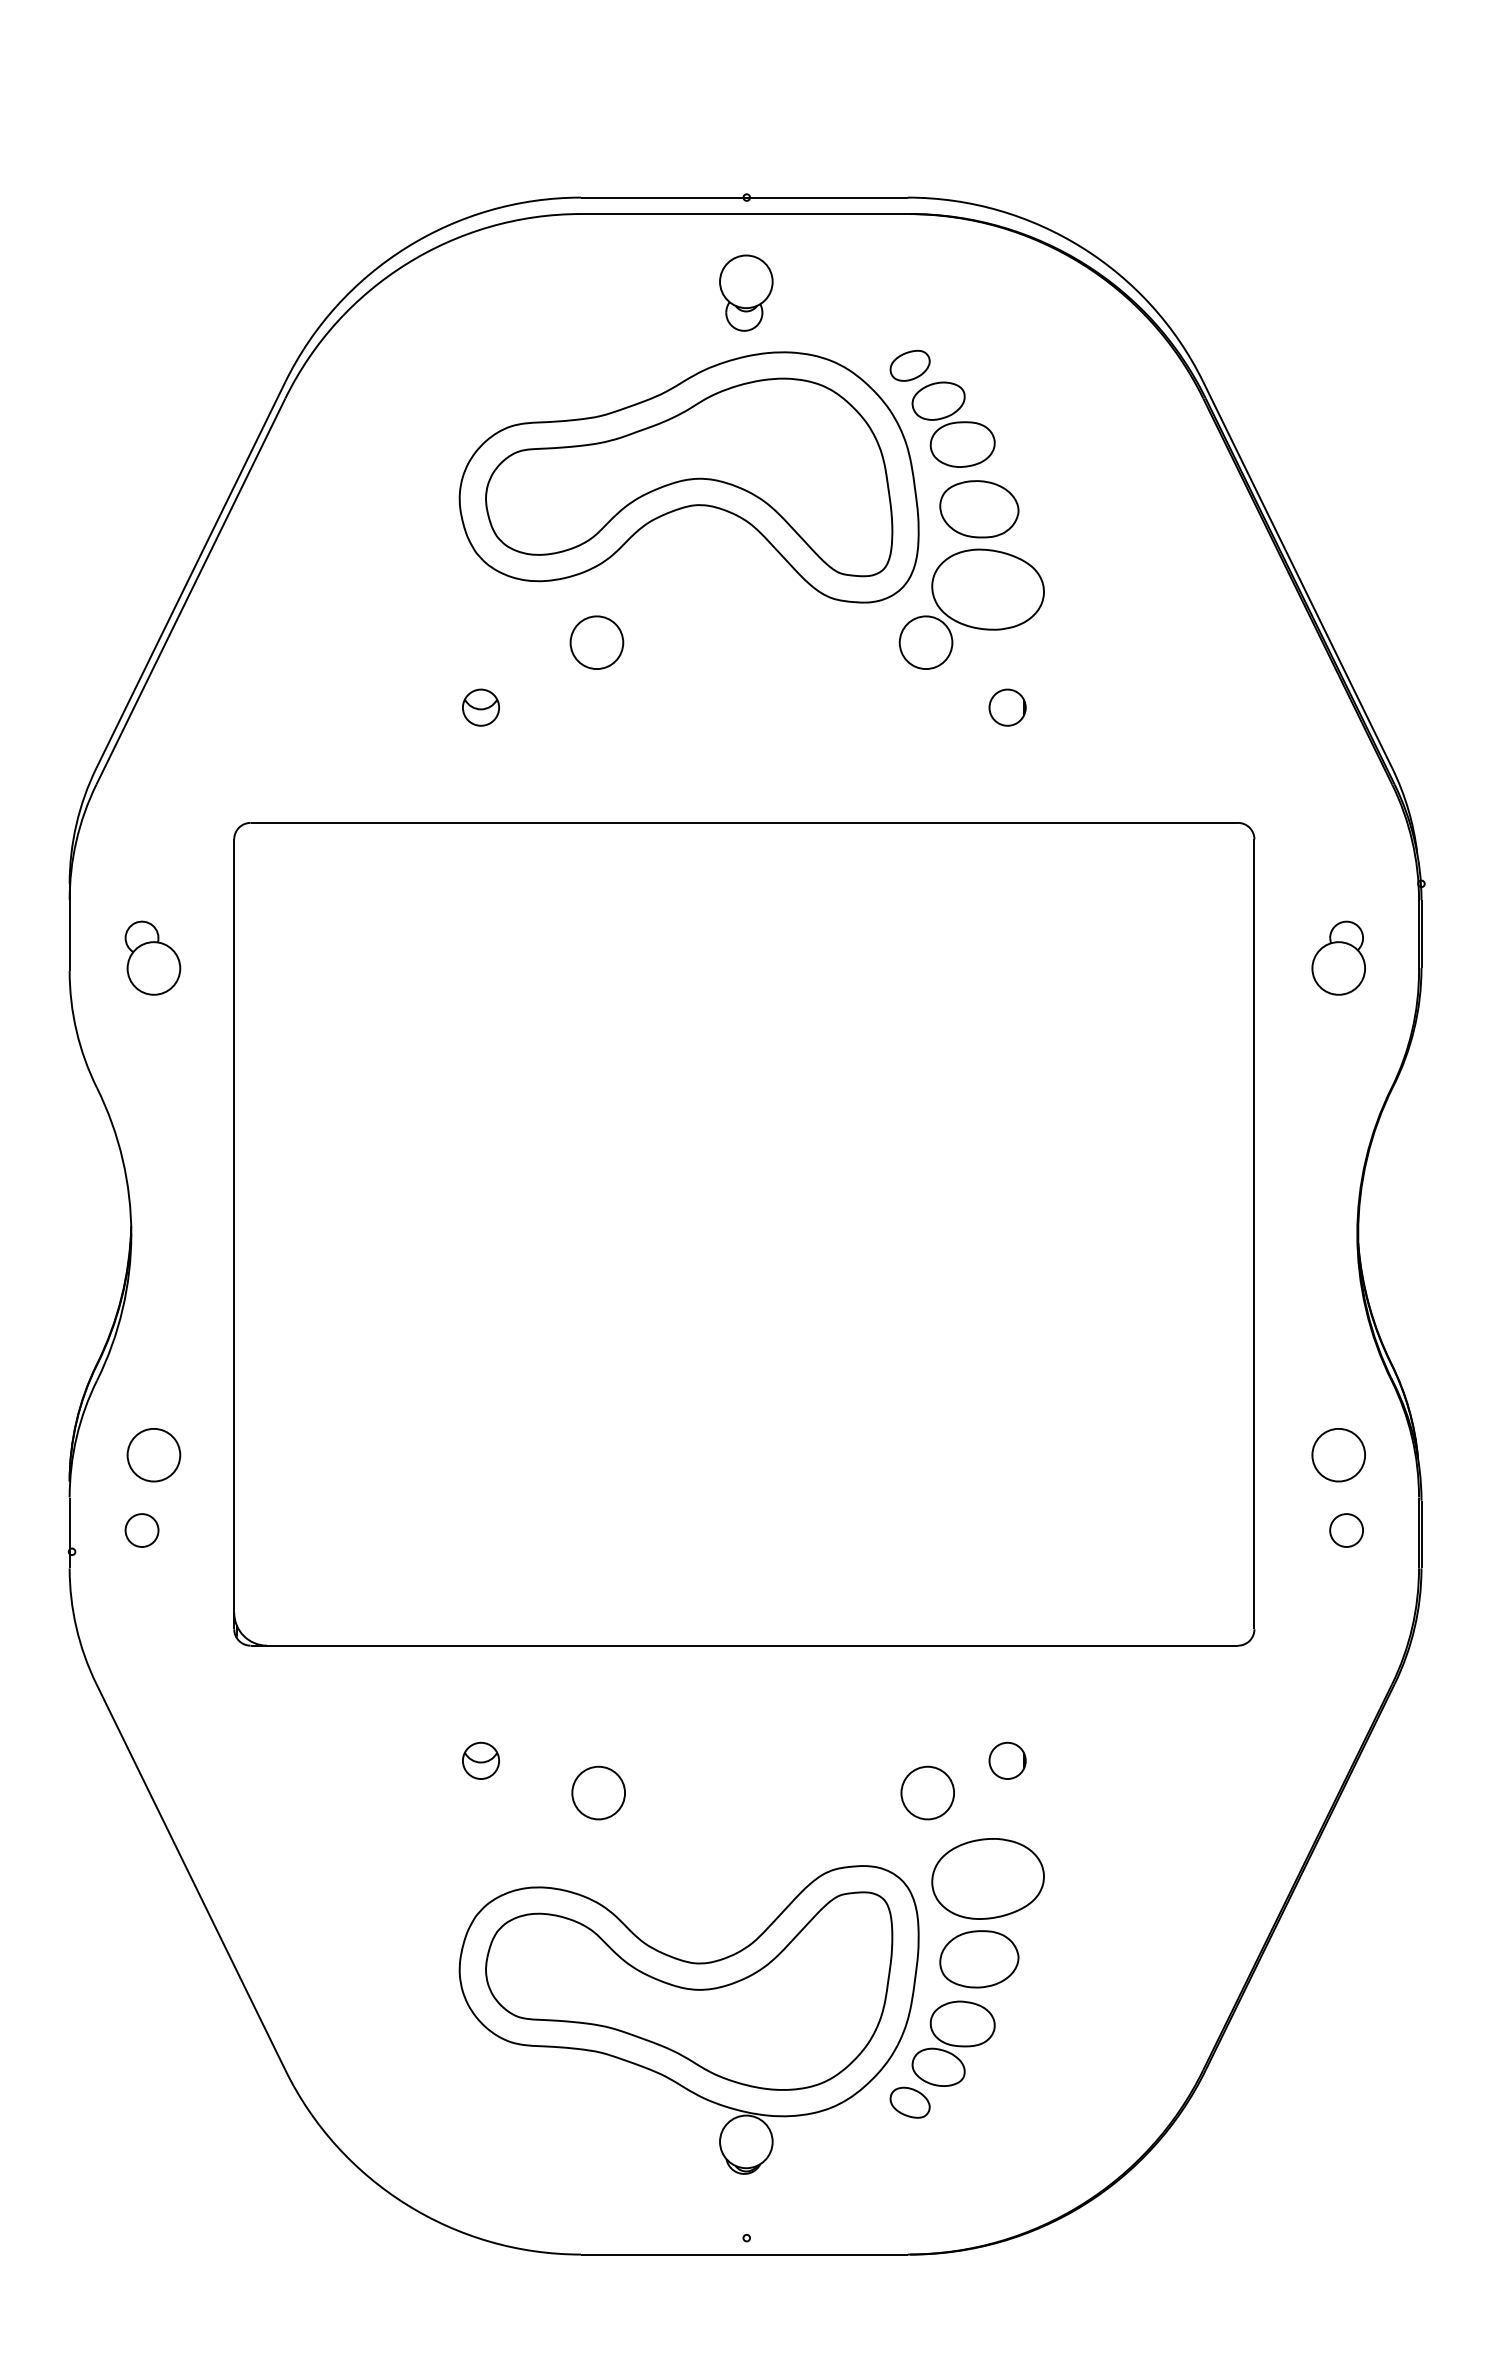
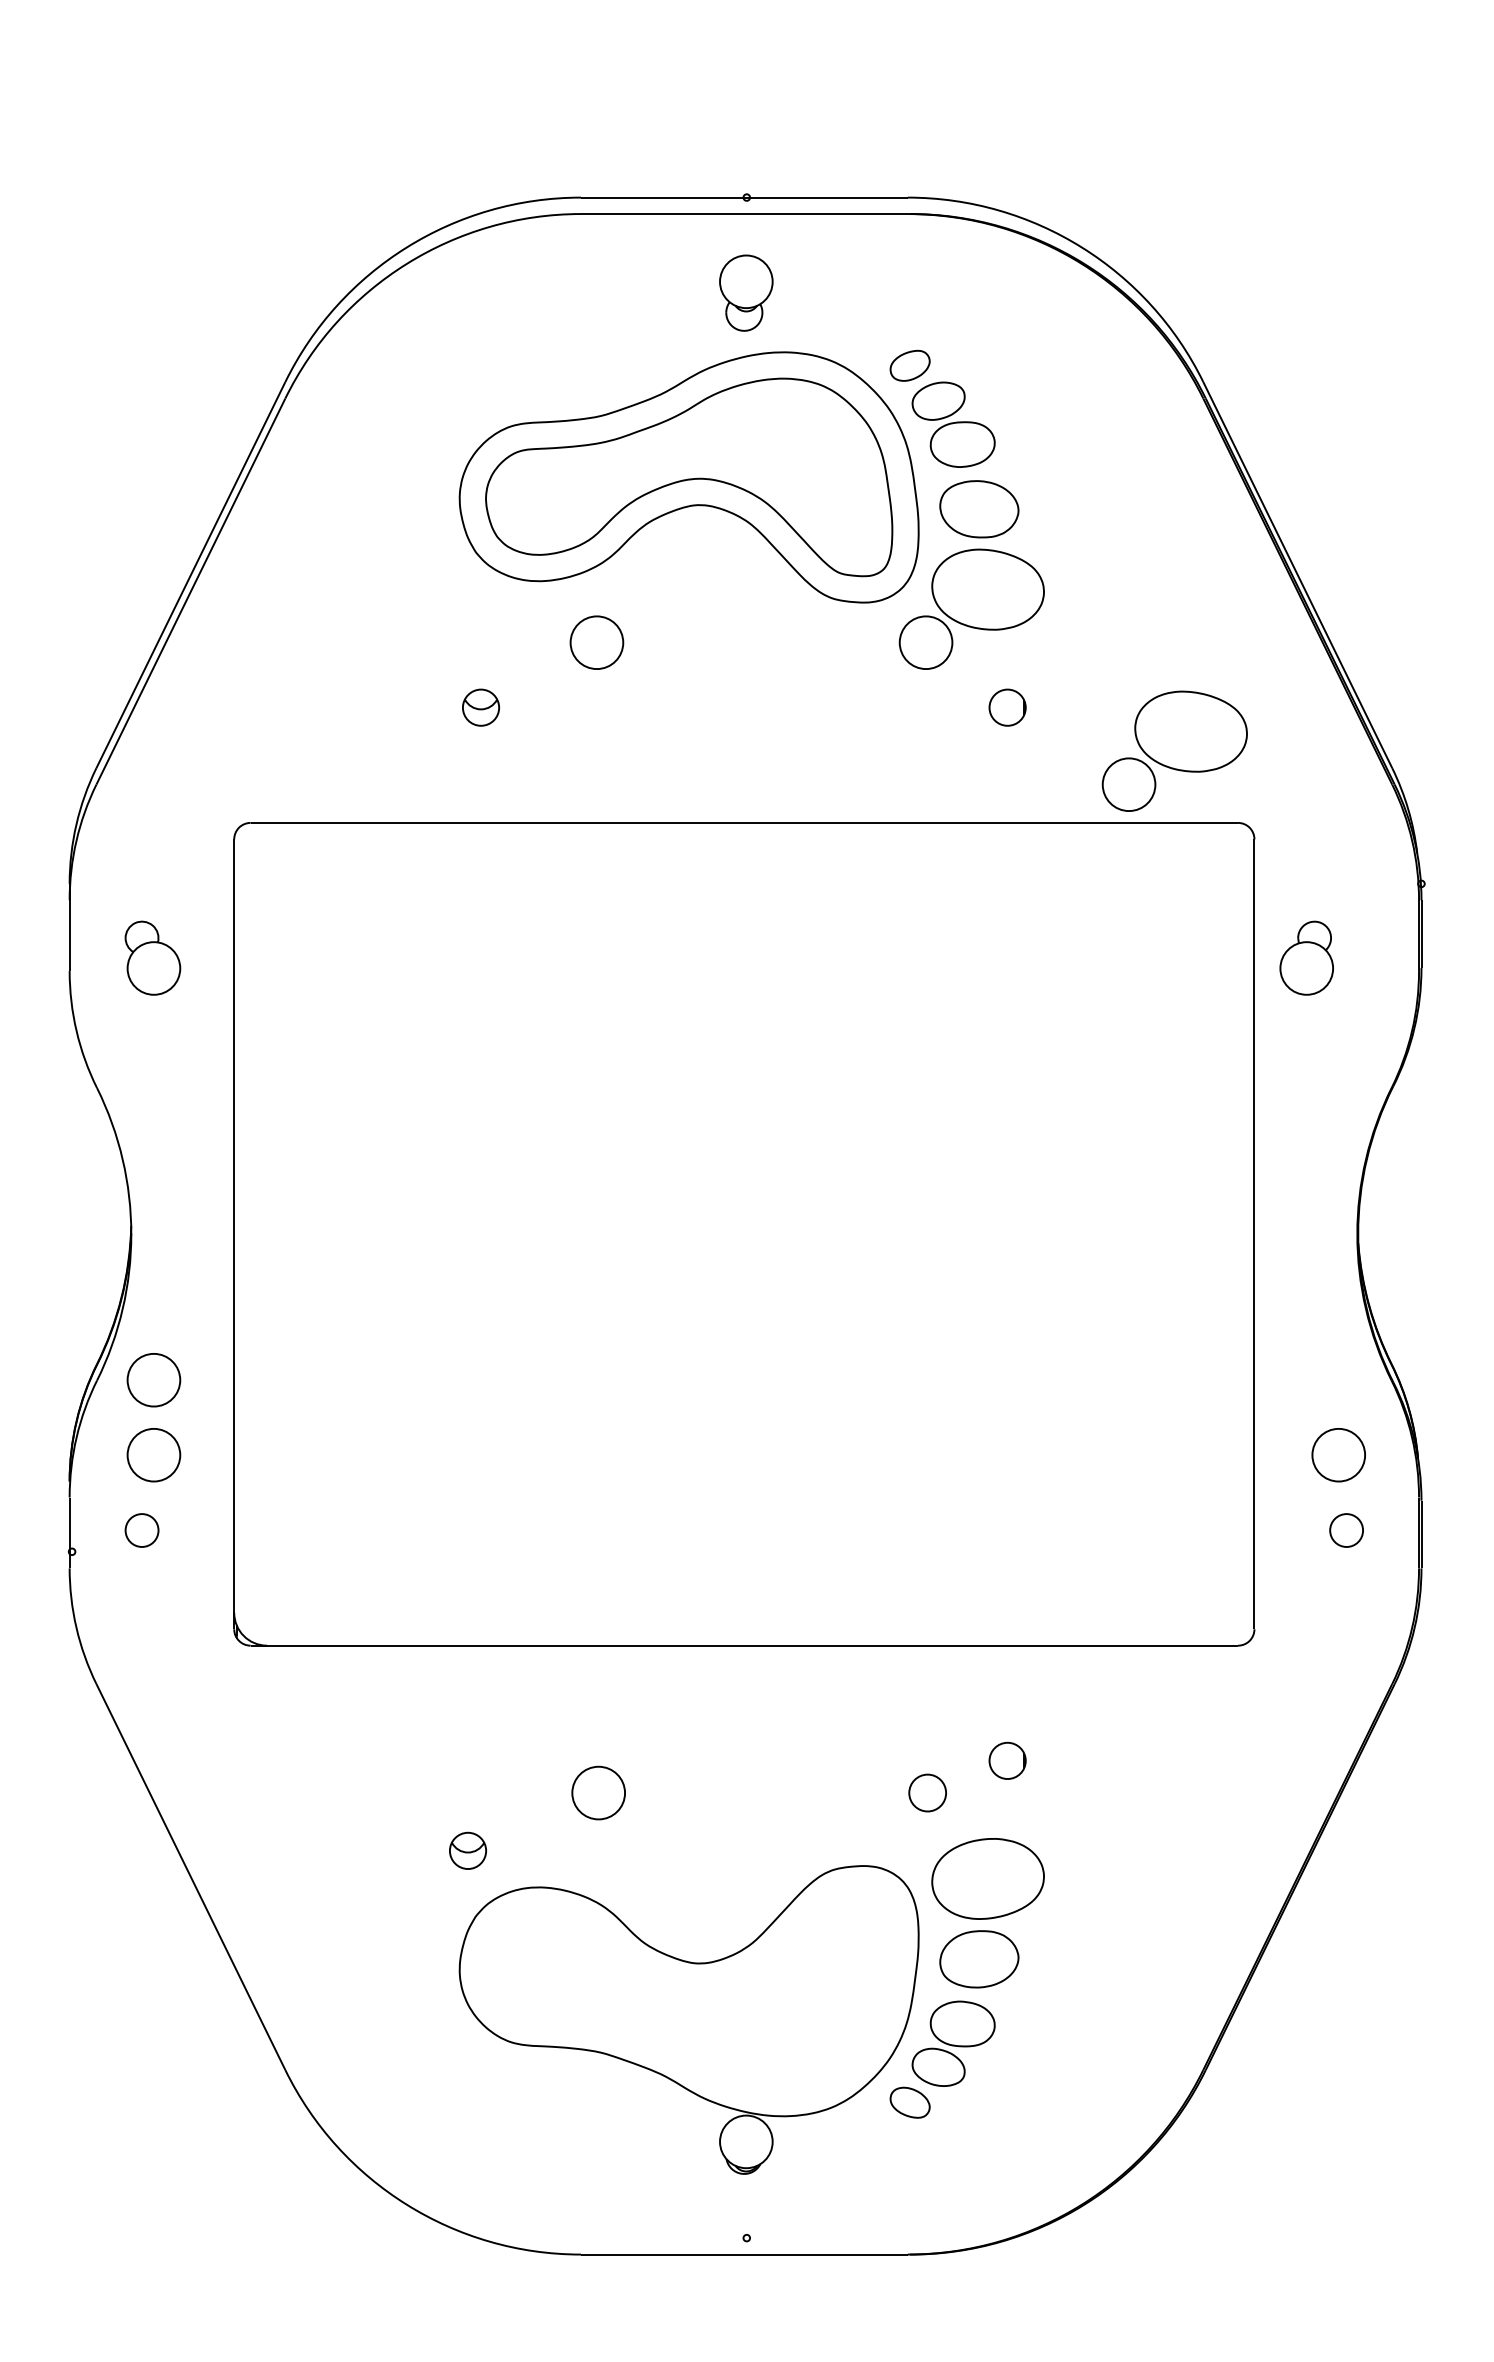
part: none -> present (1174, 750)
part position: (1338, 957) -> (1306, 957) (1306, 957)
part: none -> present (153, 1380)
part position: (480, 1760) -> (467, 1850) (467, 1850)
part size: 55x56 px -> 39x40 px (927, 1792)
part: present -> none (689, 1990)
